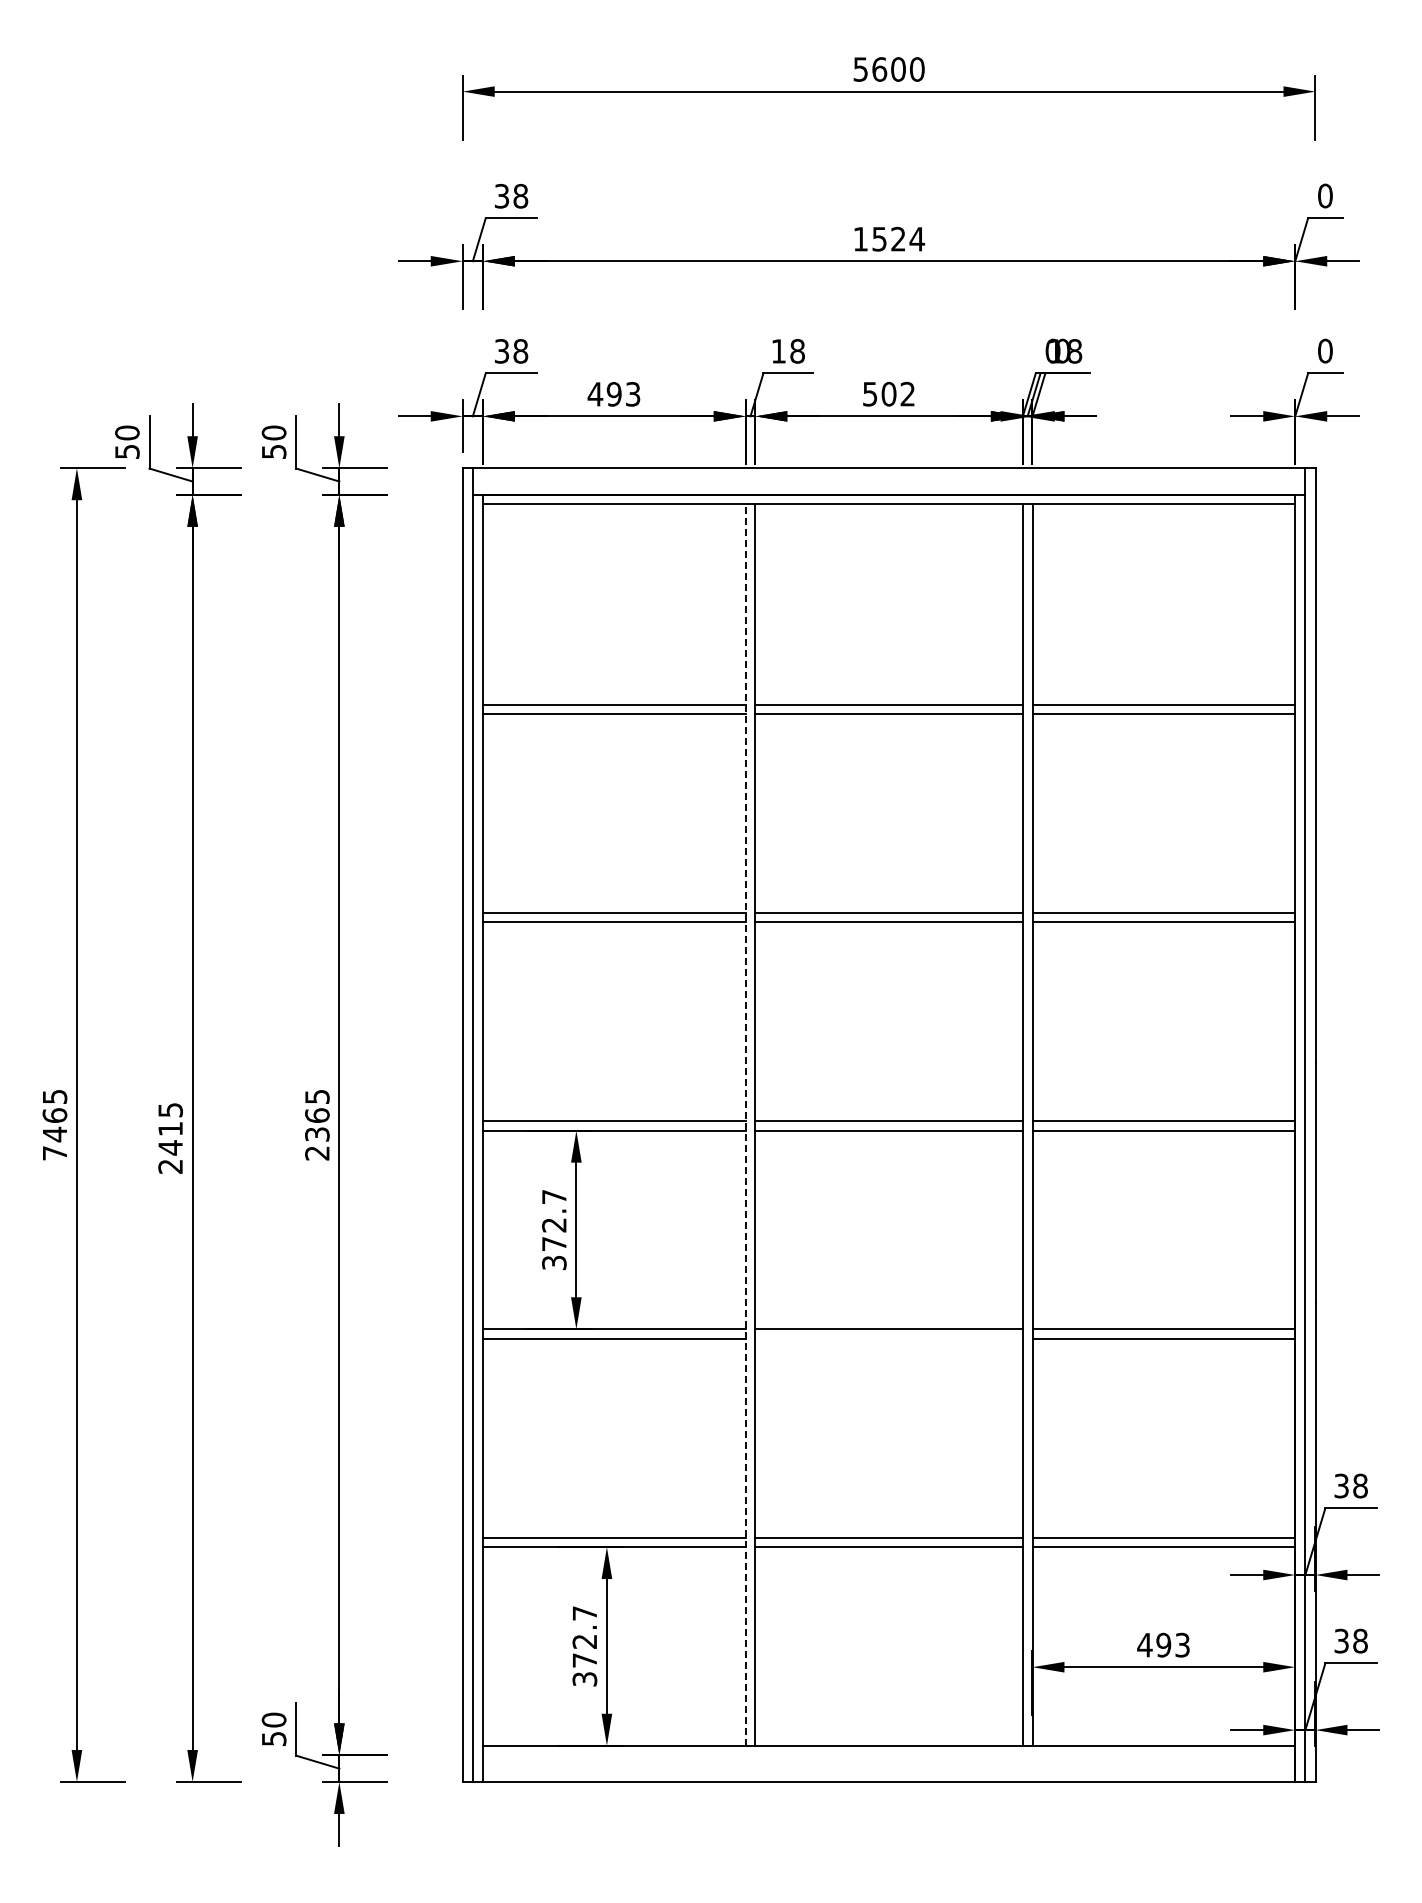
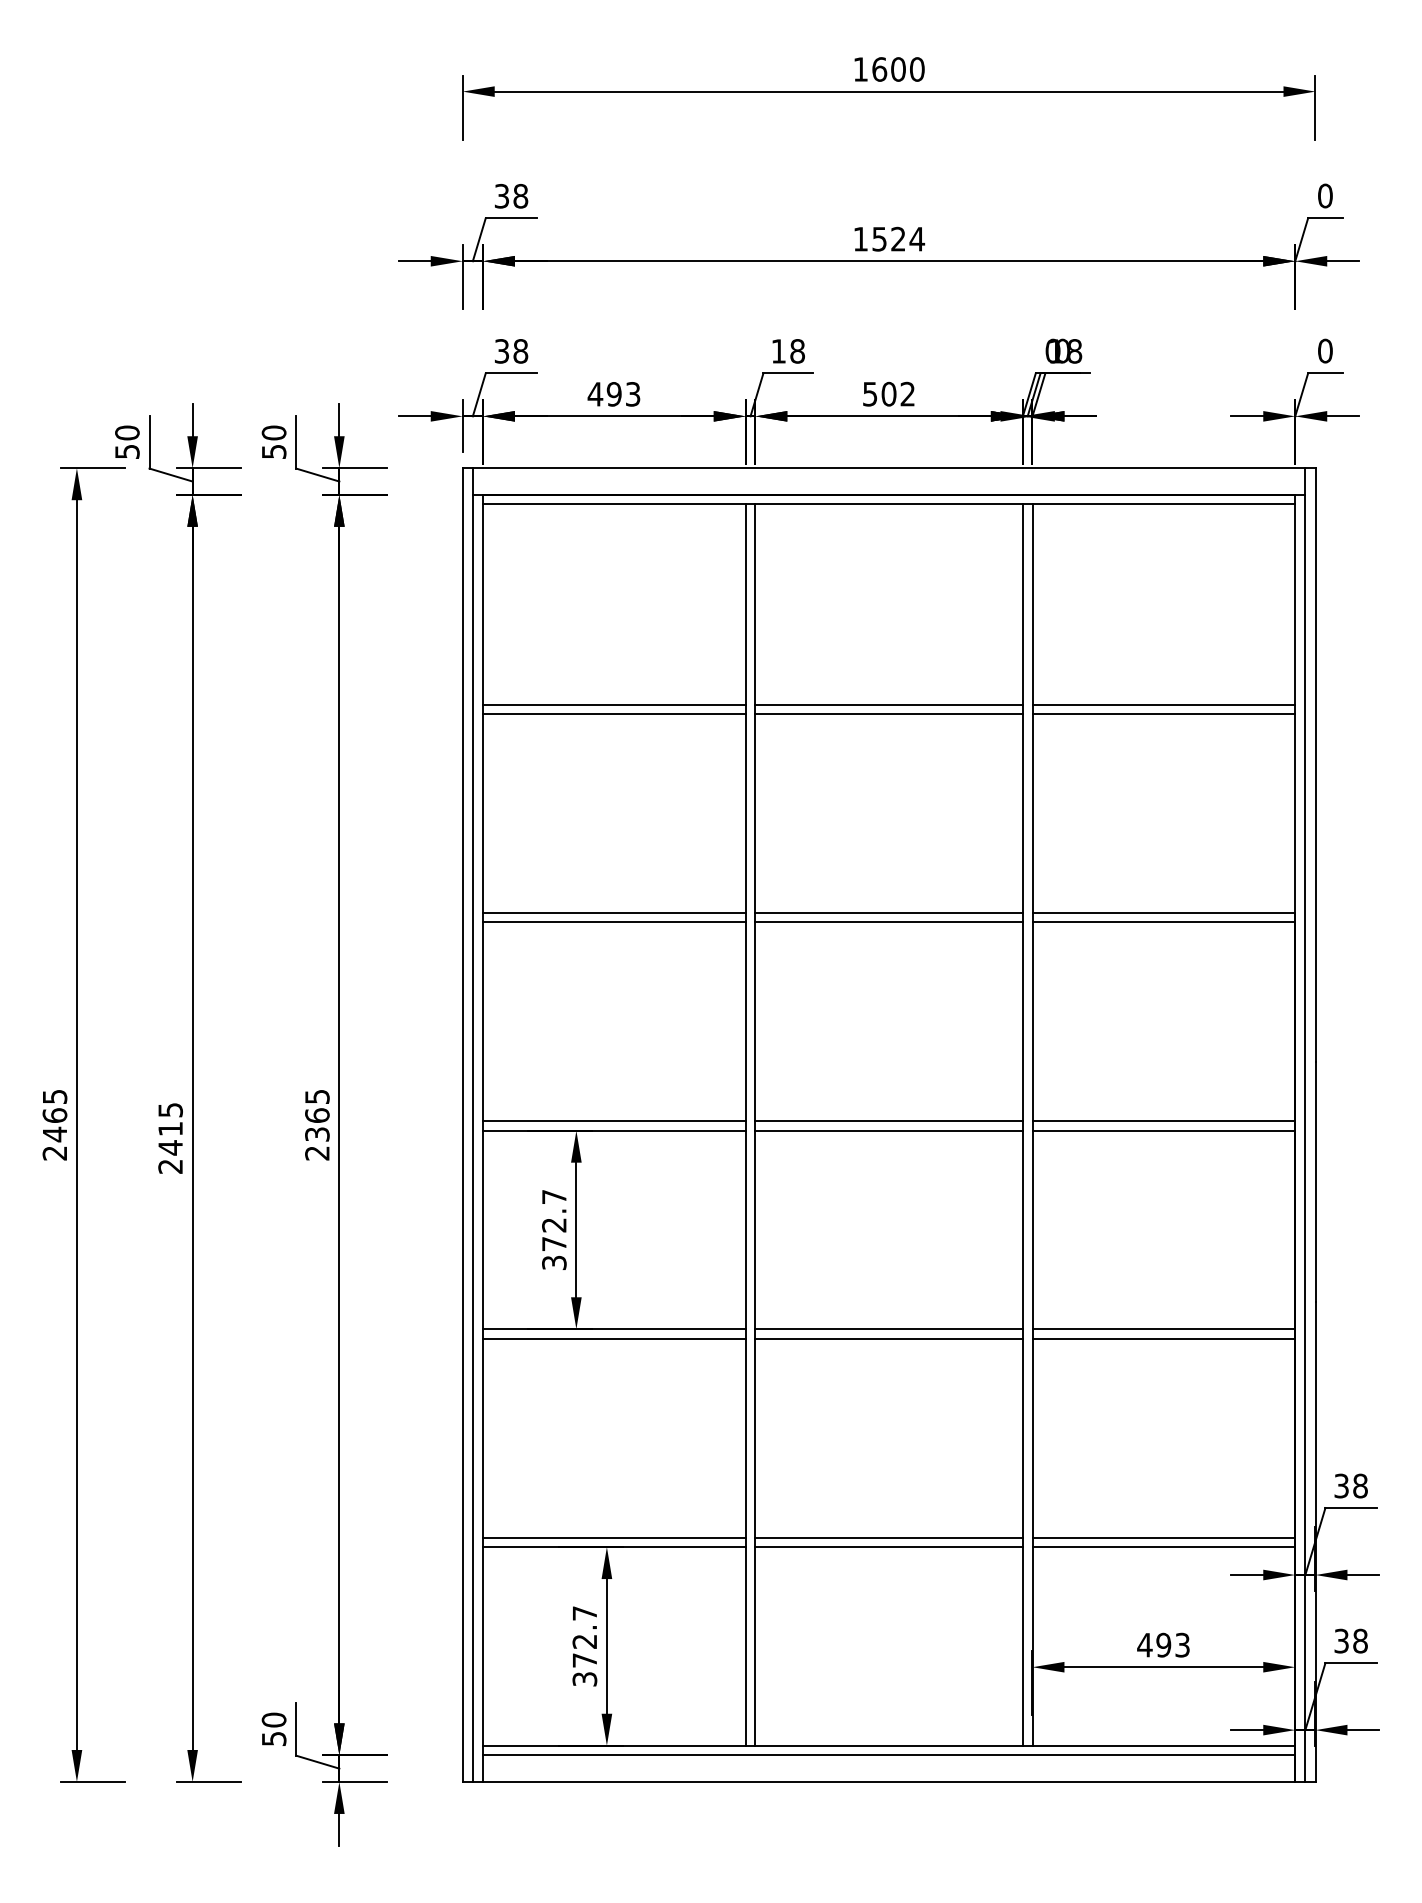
text: 5600 -> 1600 (860, 69)
line: dashed -> solid (745, 1125)
text: 7465 -> 2465 (54, 1153)
line: none -> present (888, 1338)
line: none -> present (889, 1755)
